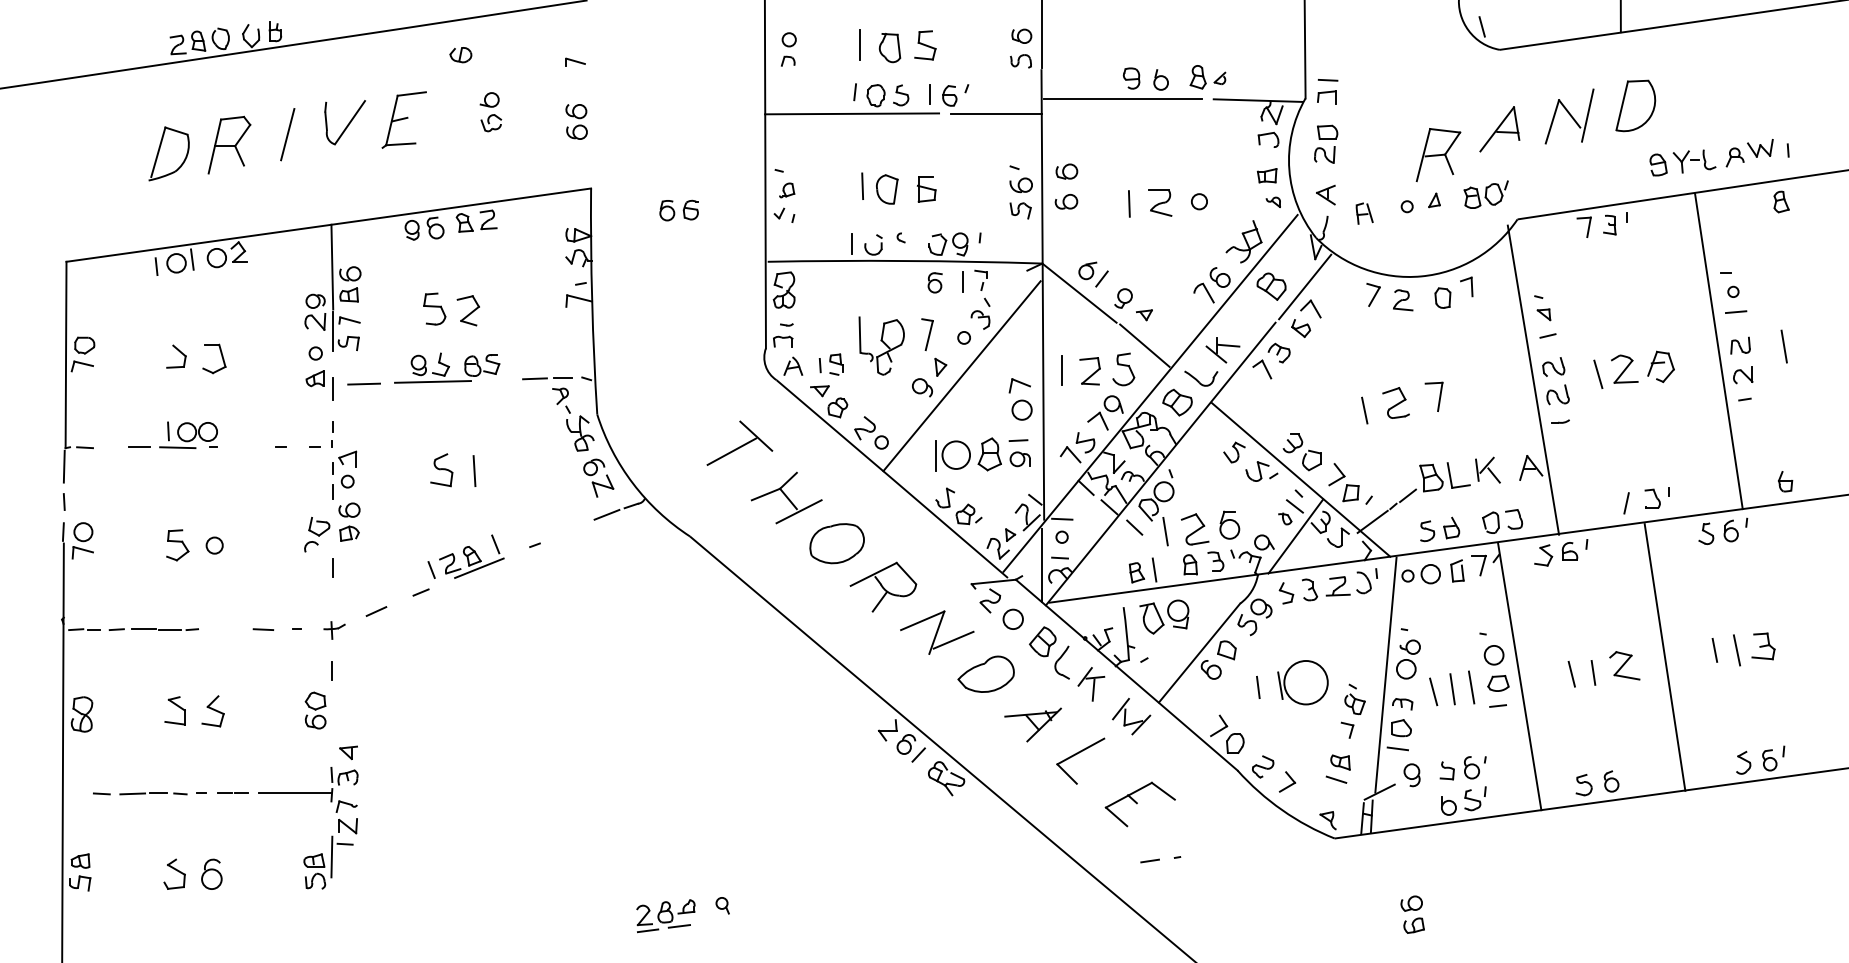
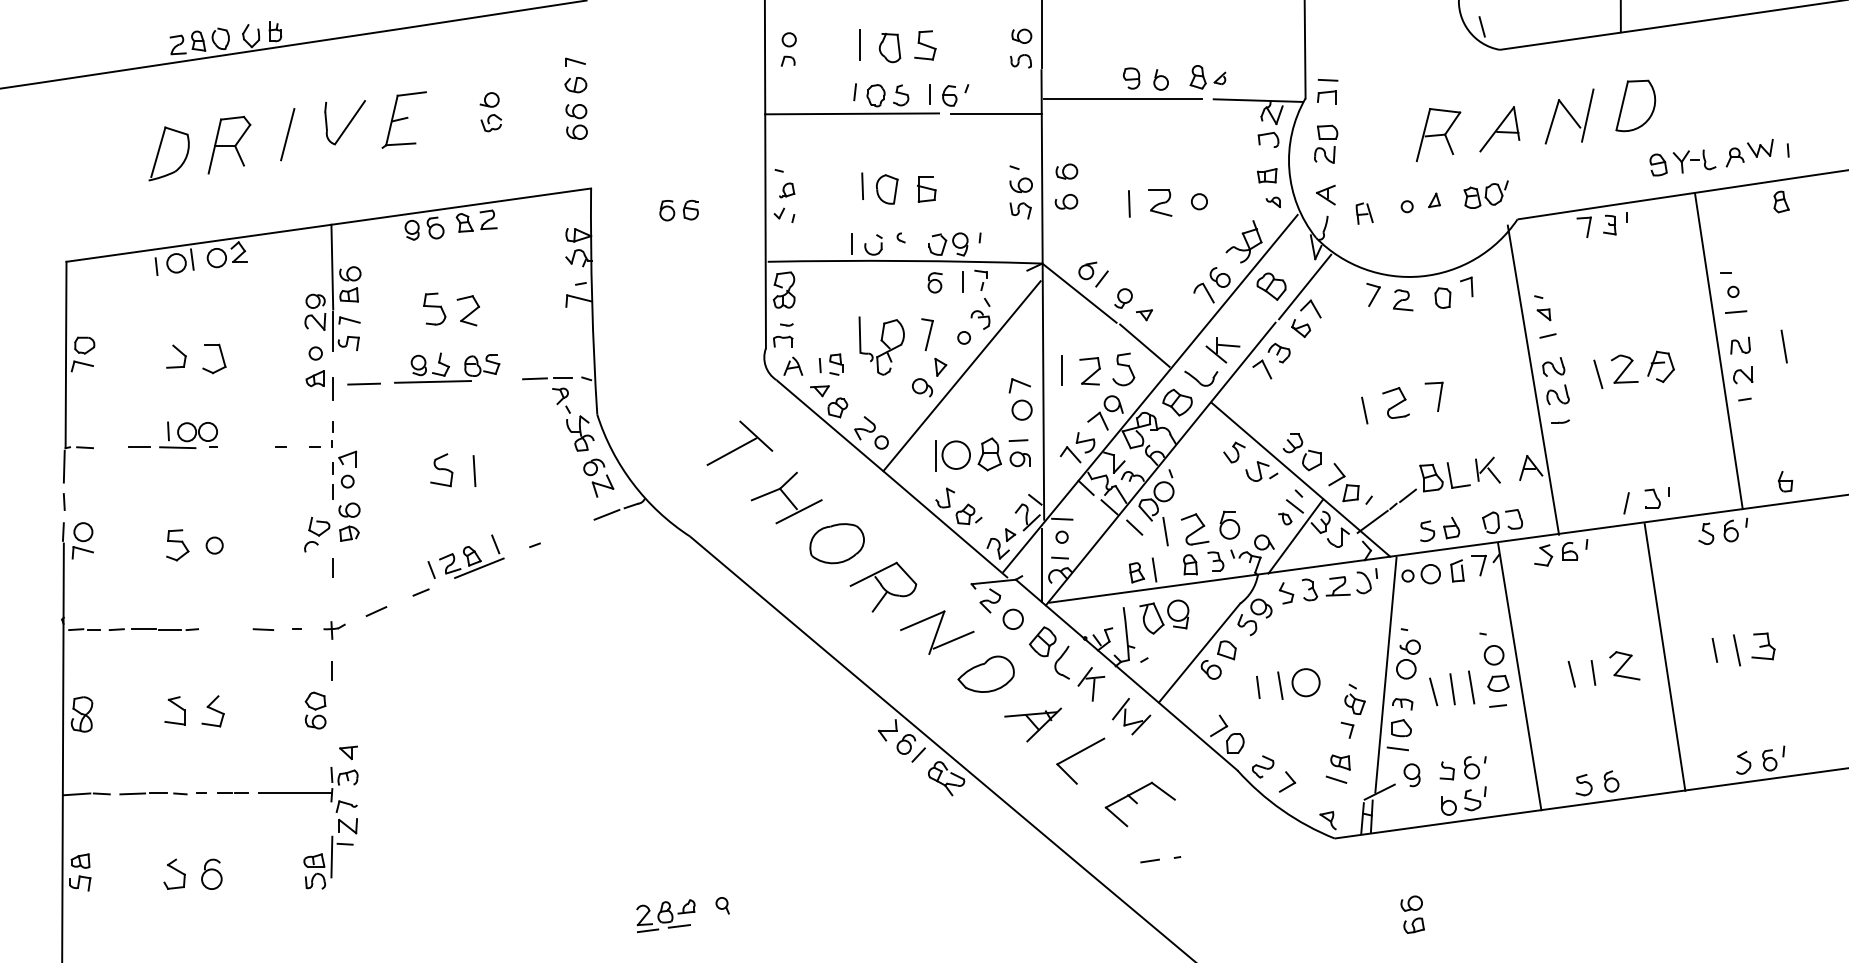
part position: (460, 55) -> (575, 85) (575, 85)
part position: (1438, 155) -> (1438, 135) (1438, 135)
circle diameter: 43 px -> 27 px (1305, 682)
line: none -> present (76, 794)
